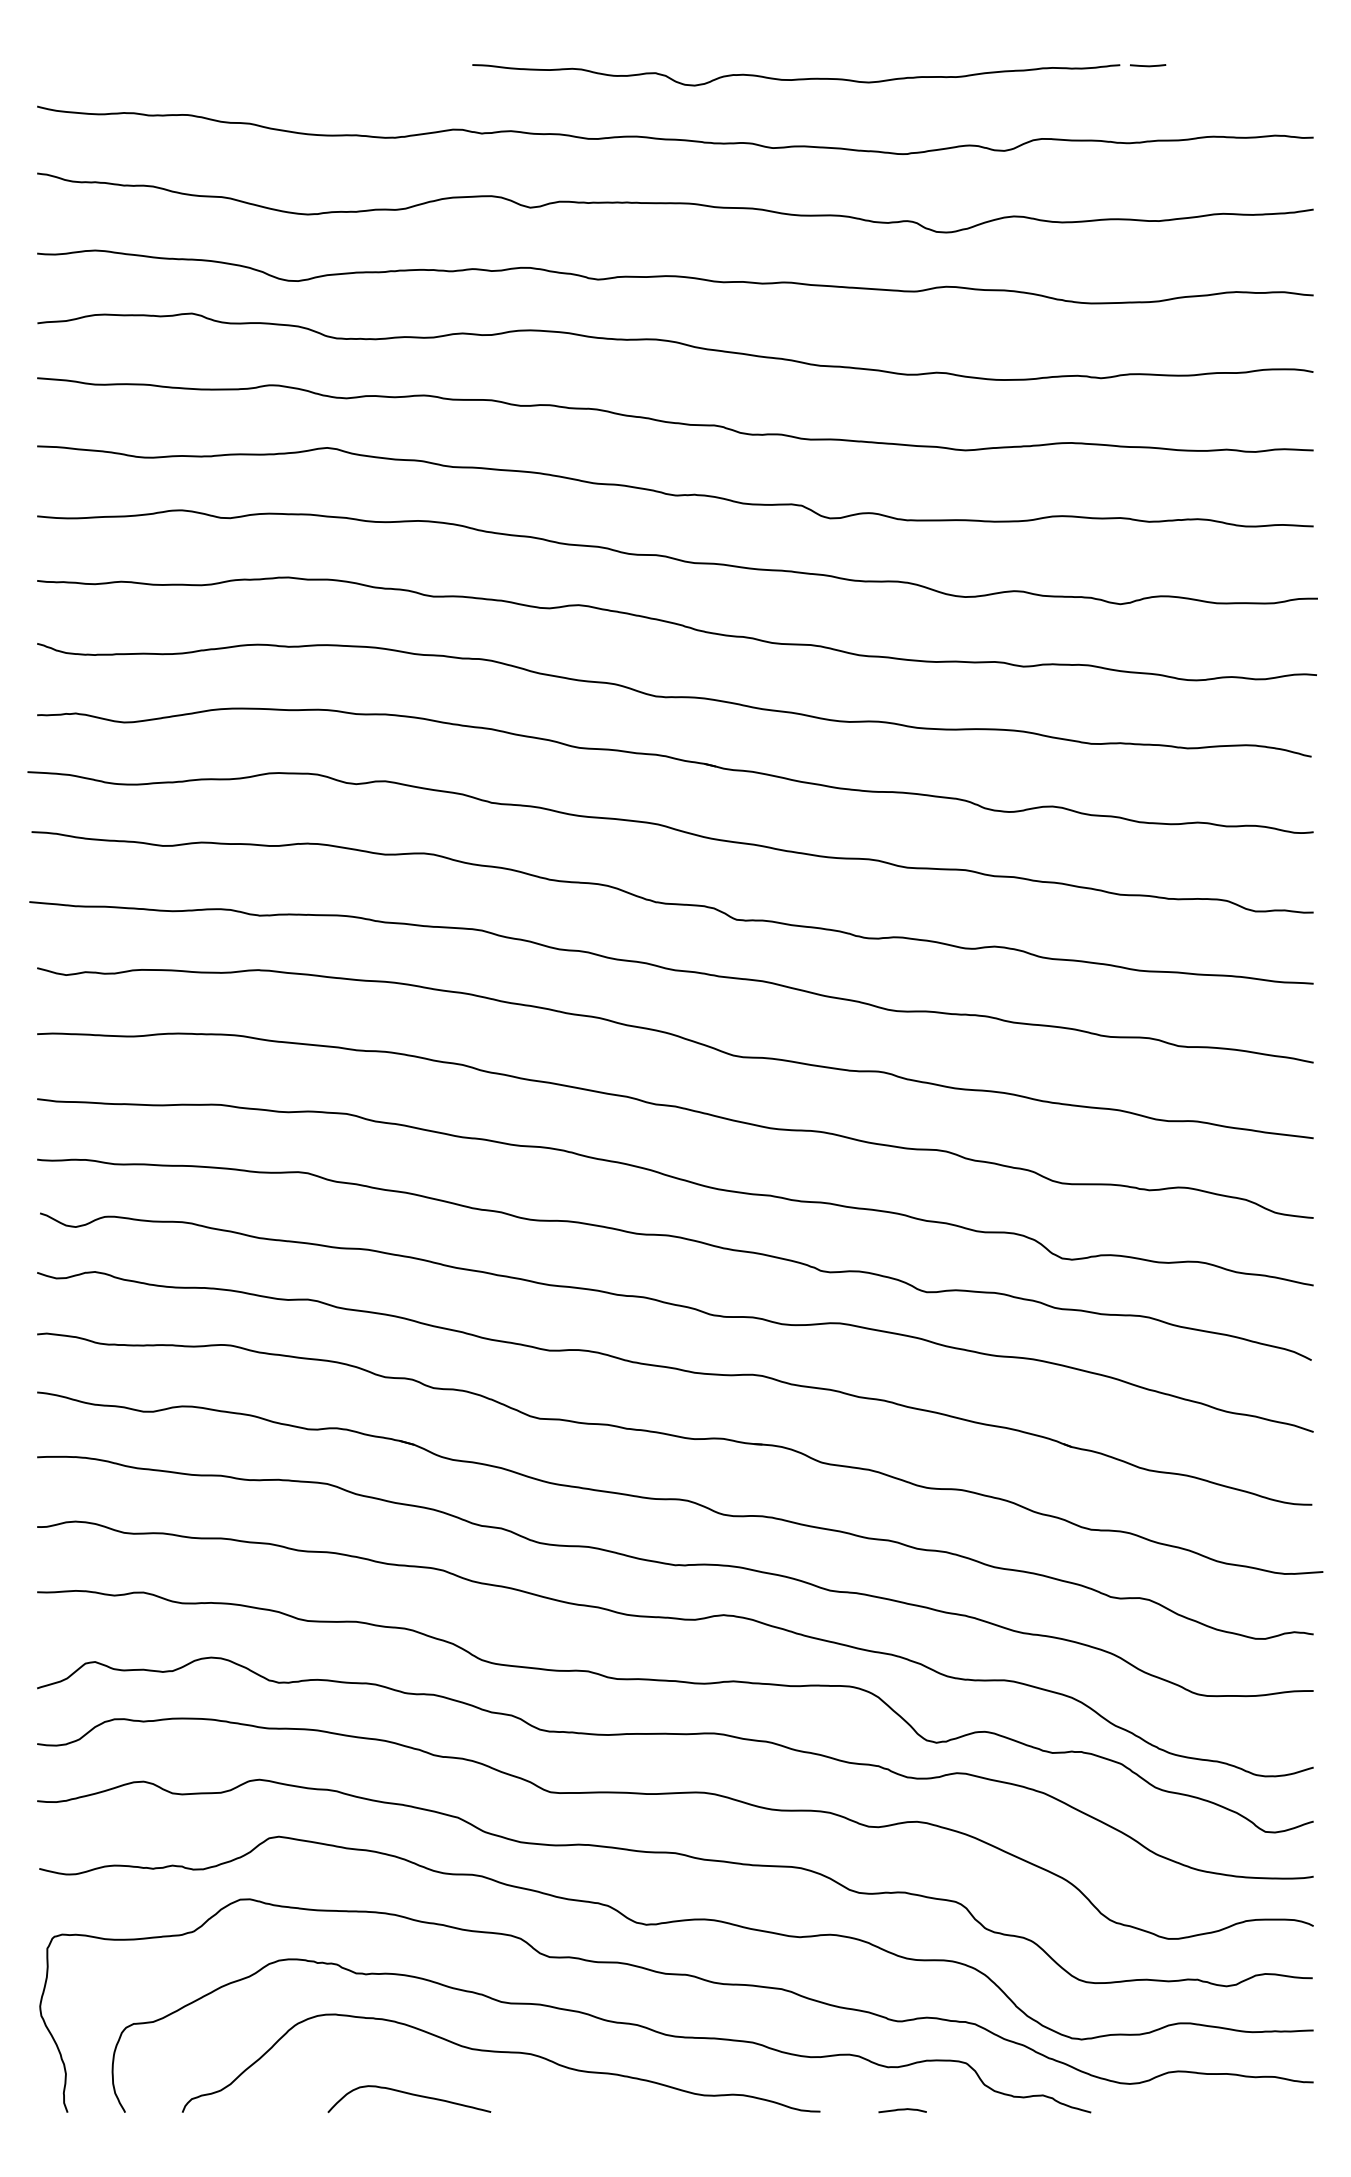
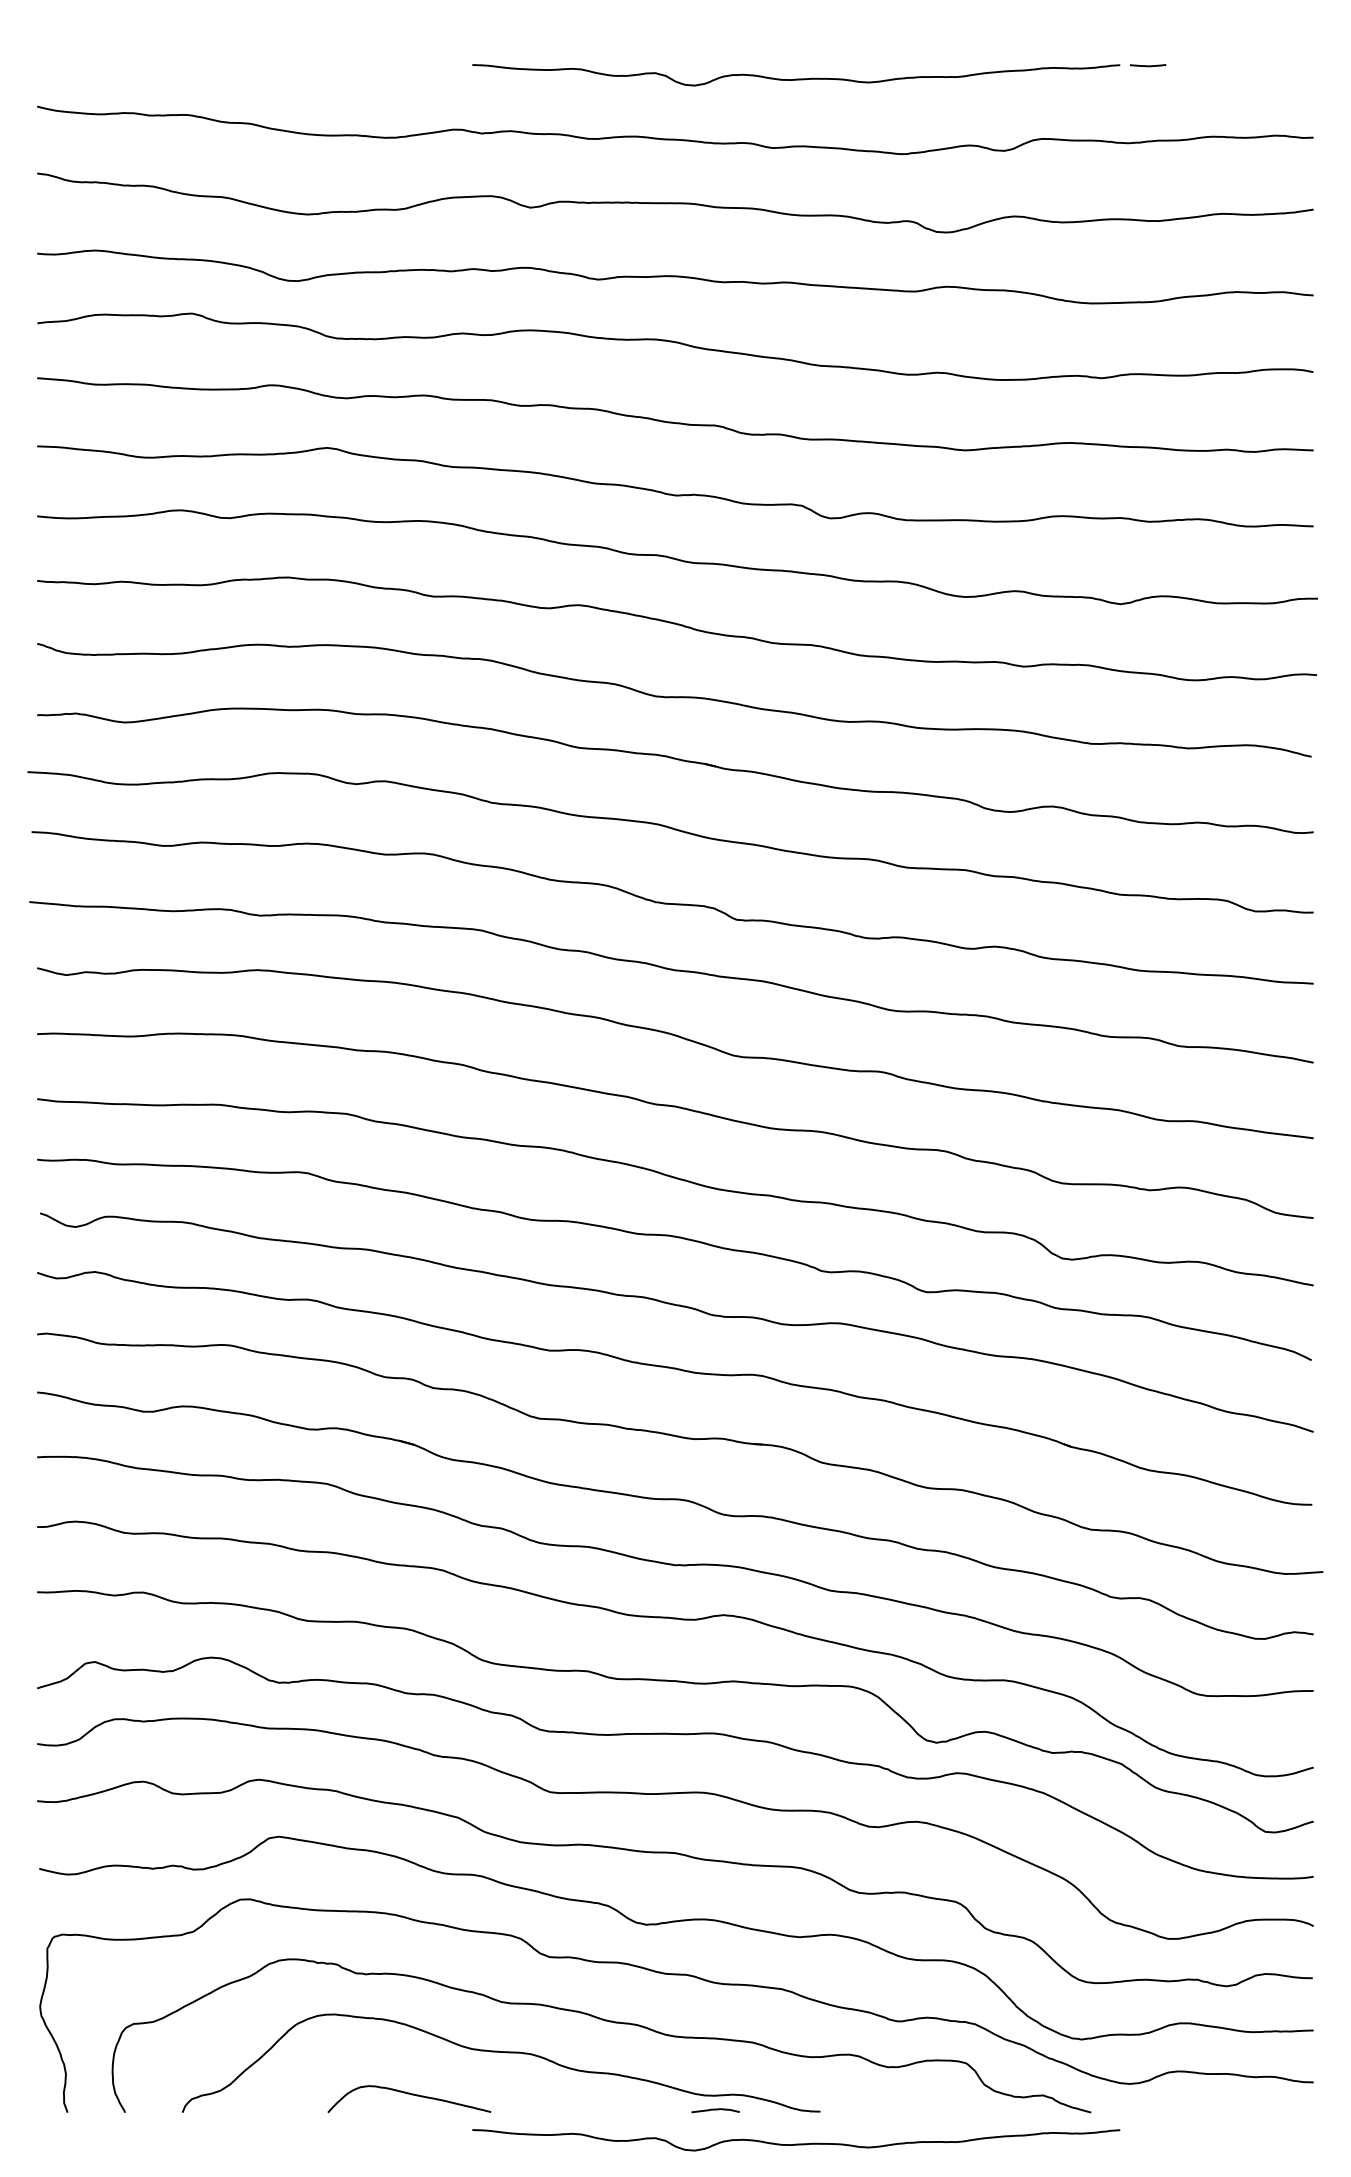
curve position: (902, 2110) -> (715, 2110) (715, 2110)
curve: none -> present (796, 2143)
